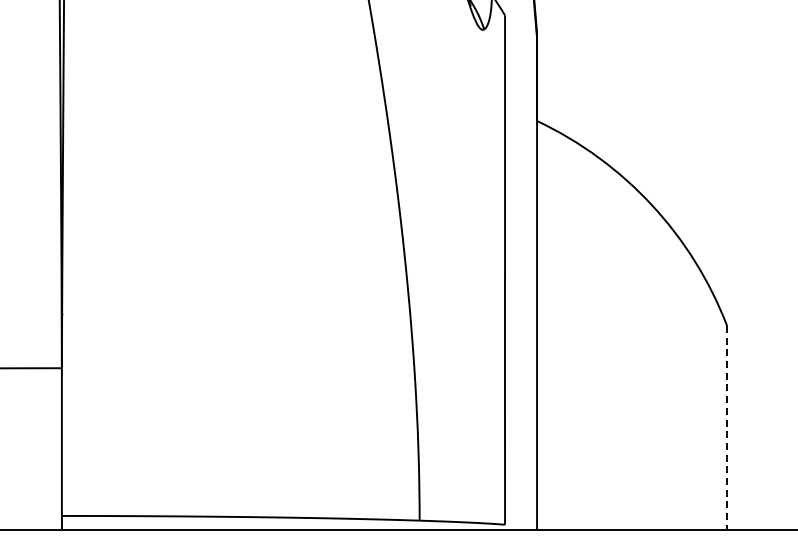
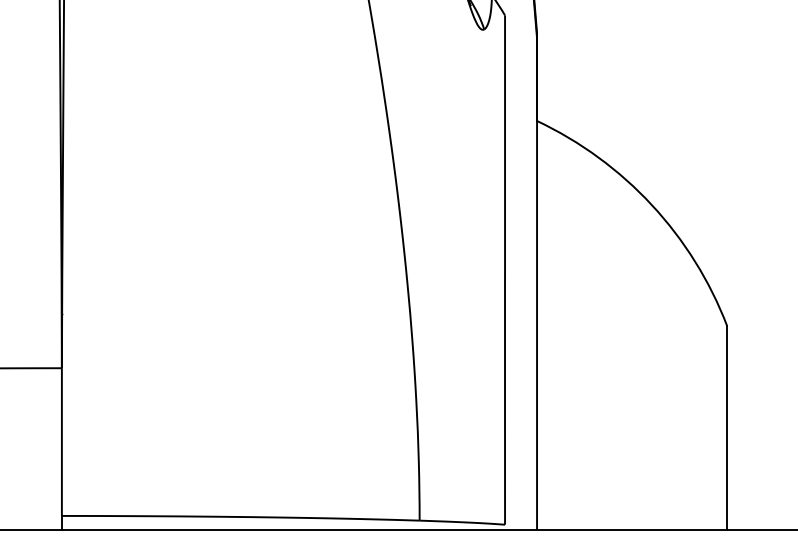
line: dashed -> solid (727, 427)
